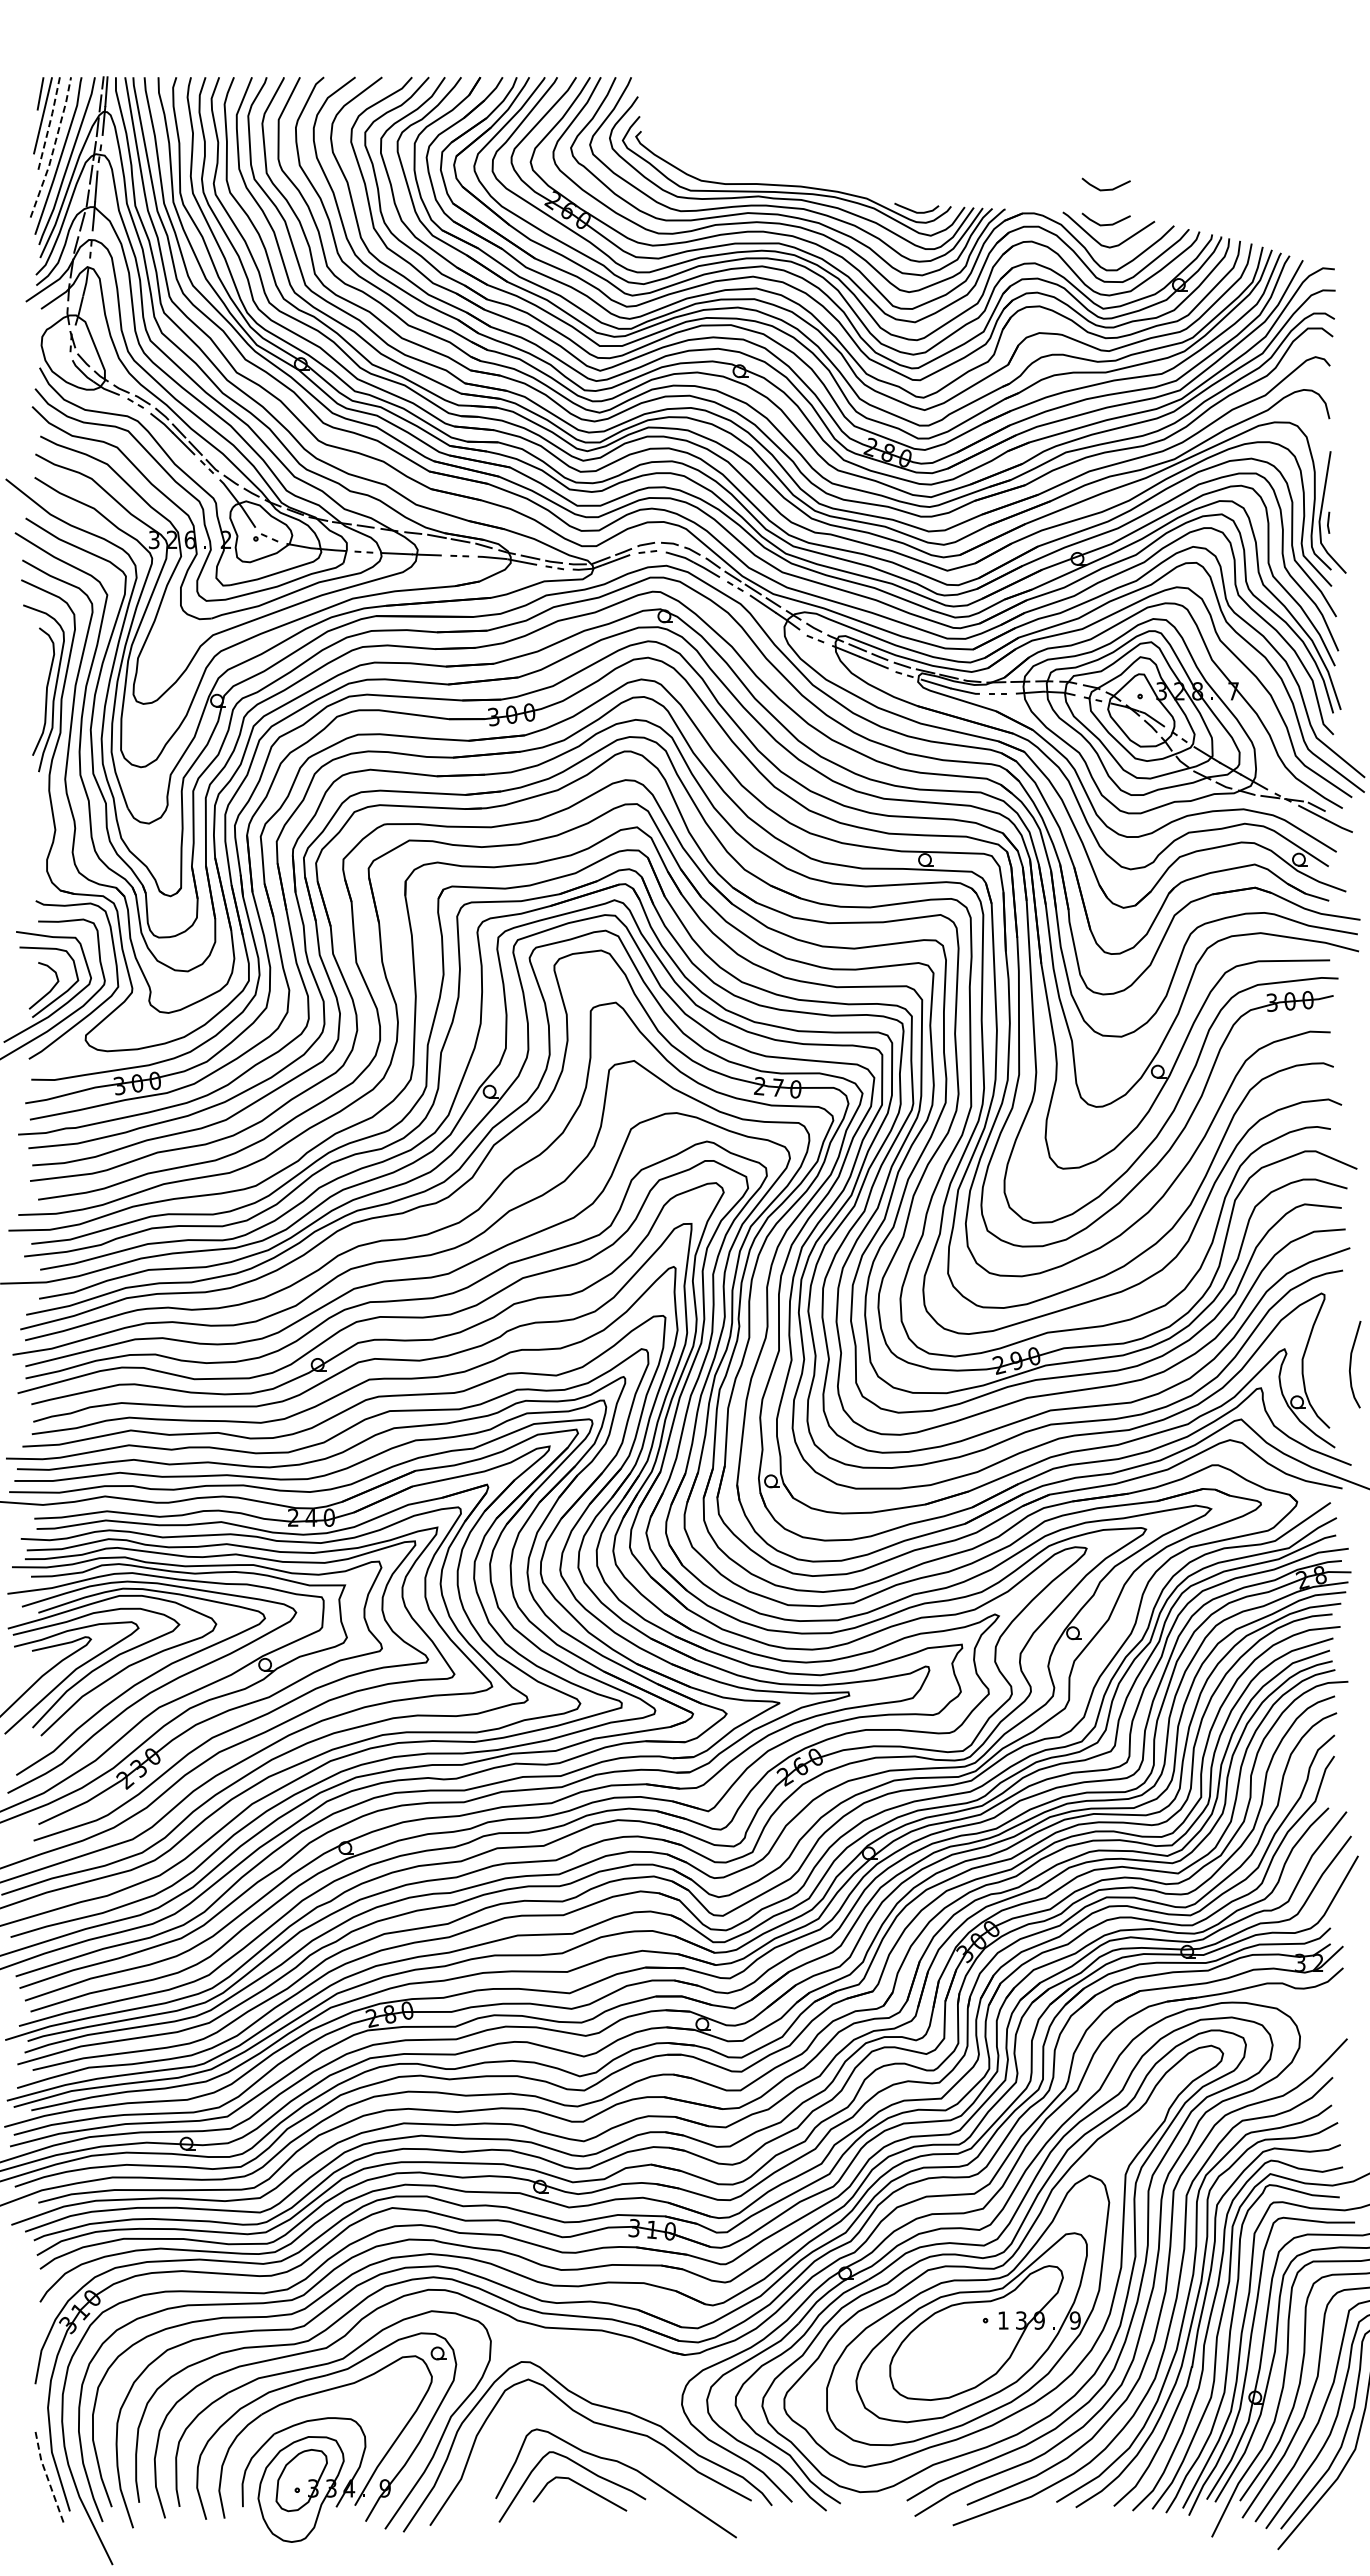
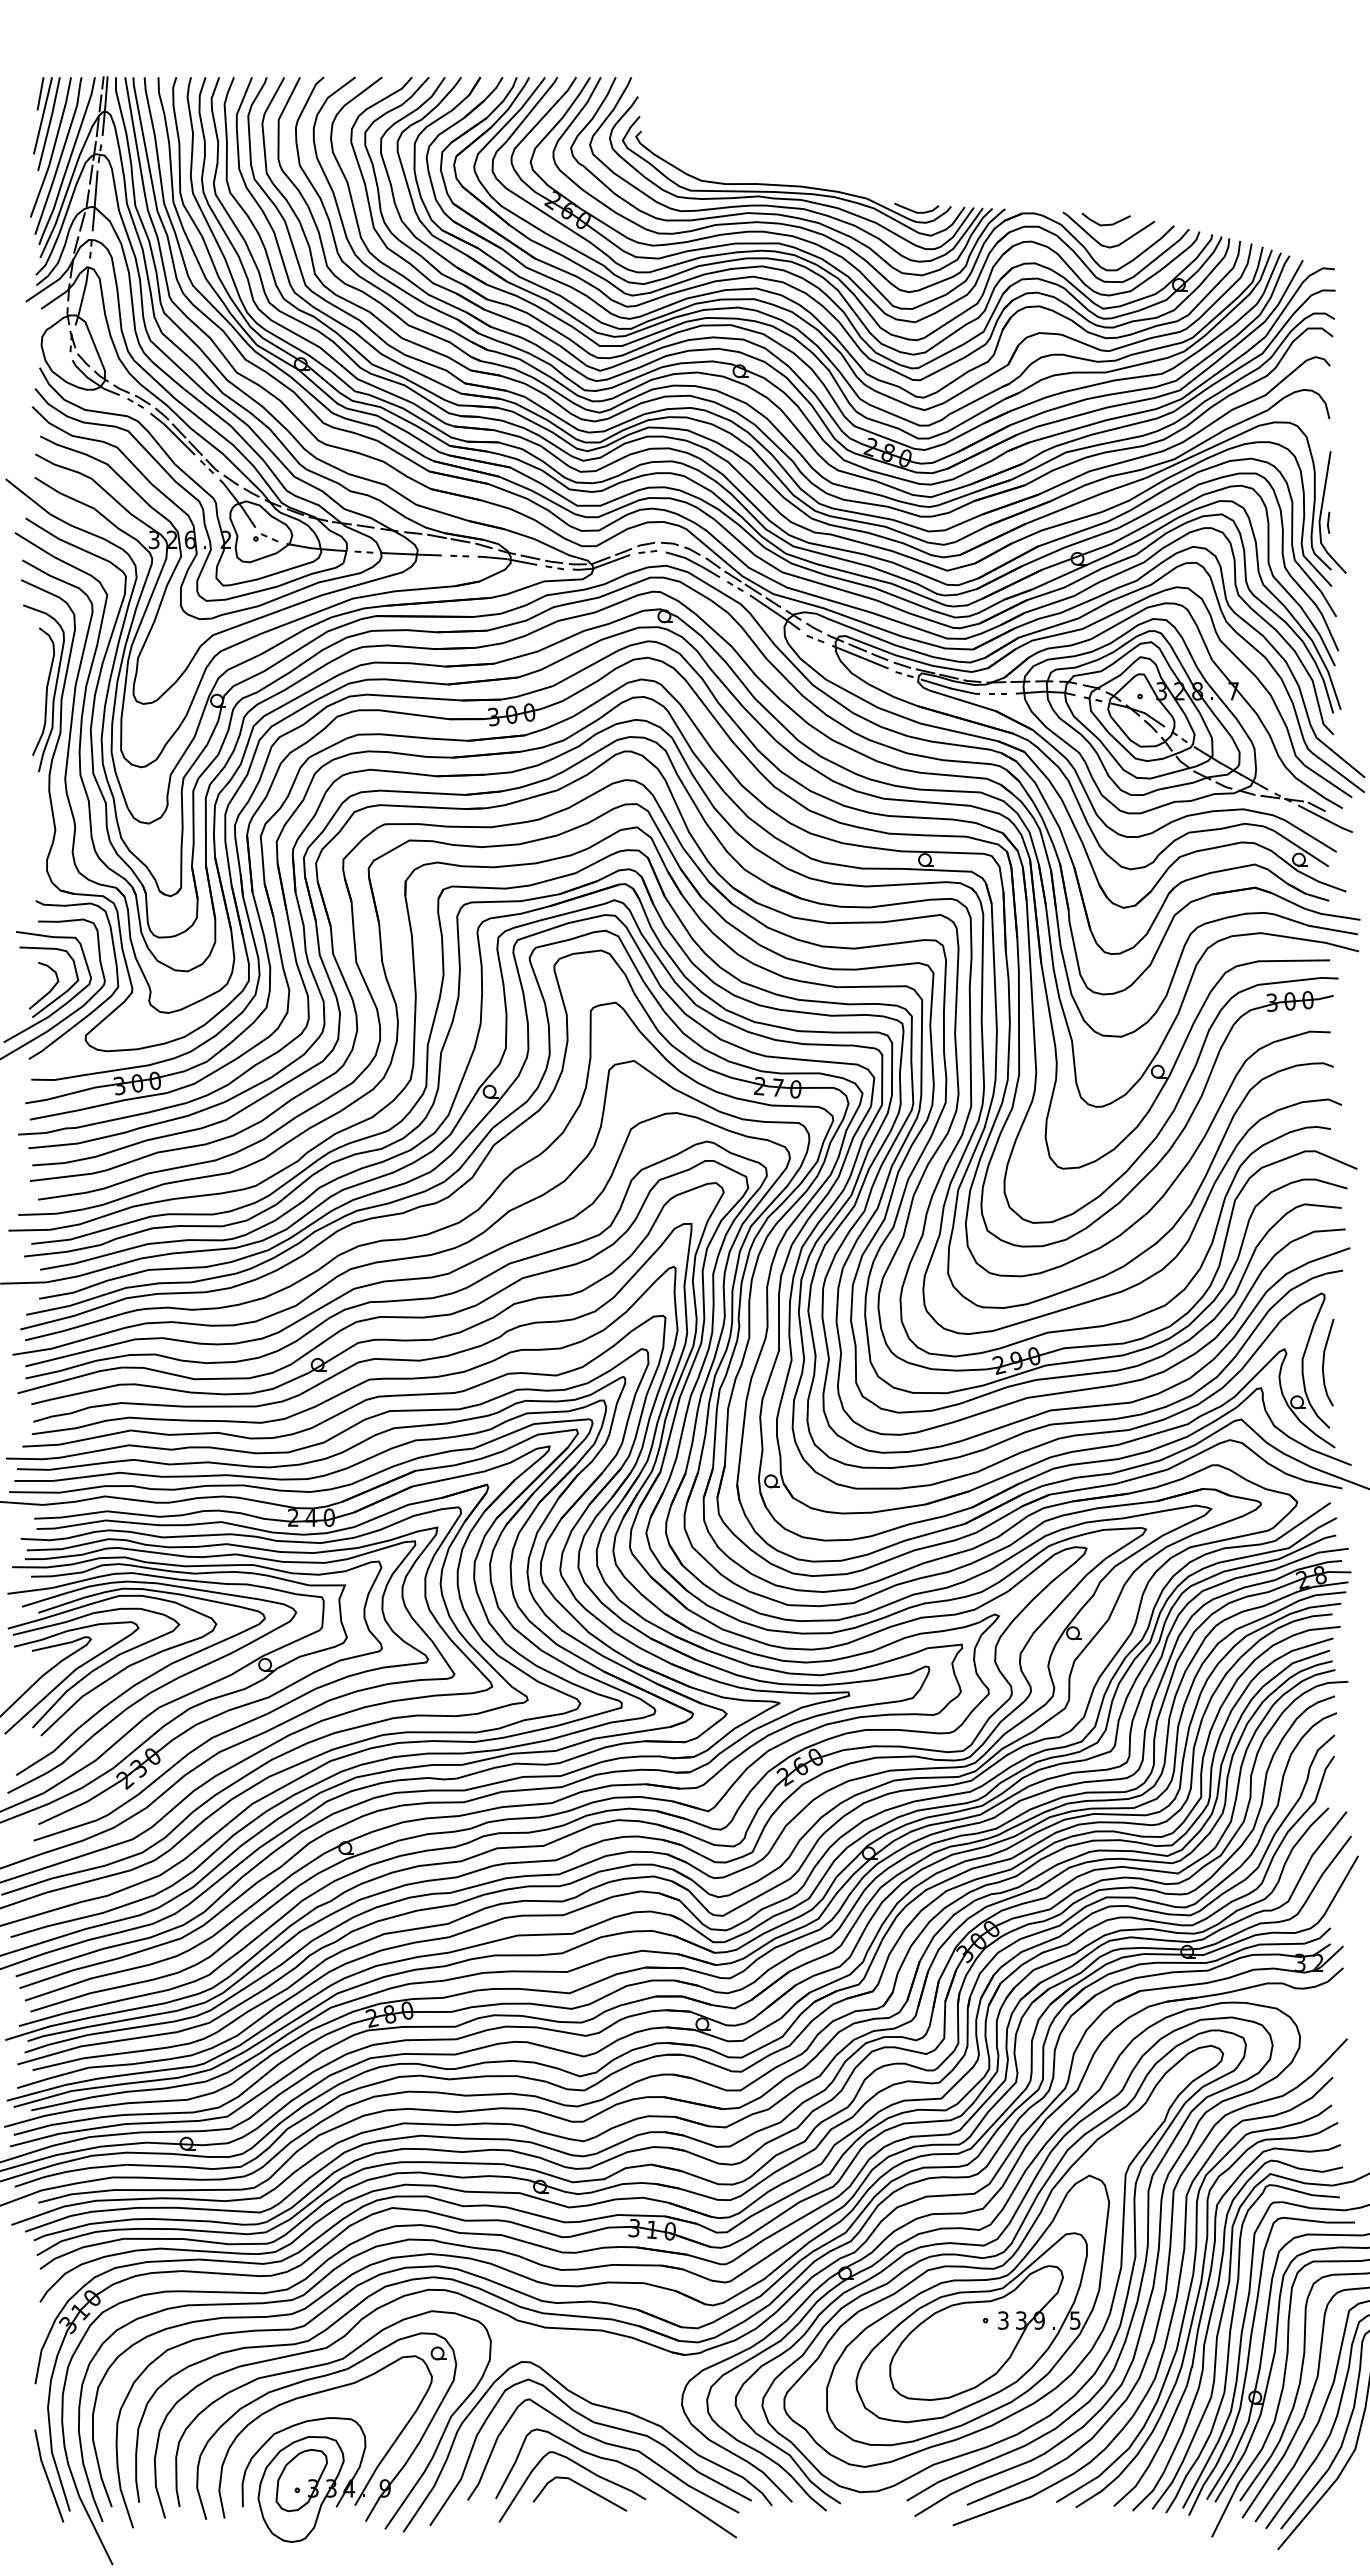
line: dashed -> solid (49, 123)
line: dashed -> solid (54, 147)
line: present -> none (1105, 189)
curve position: (1351, 1364) -> (1324, 1362) (1324, 1362)
text: 1 -> 3 (1003, 2320)
text: 9 -> 5 (1074, 2320)
curve: none -> present (605, 2444)
line: dashed -> solid (46, 2475)
